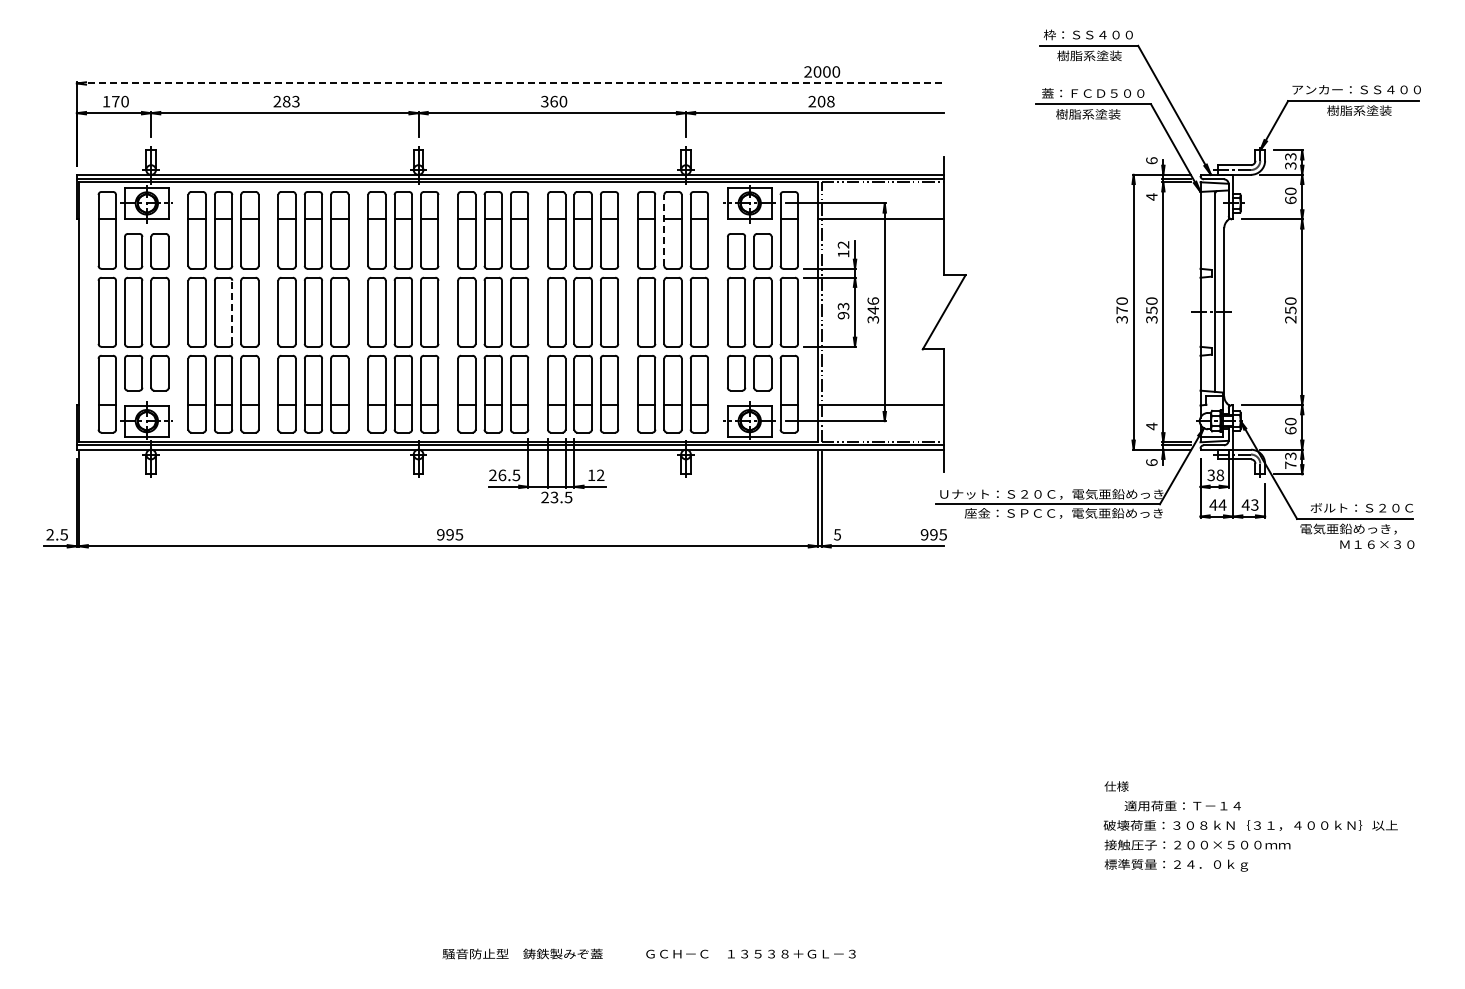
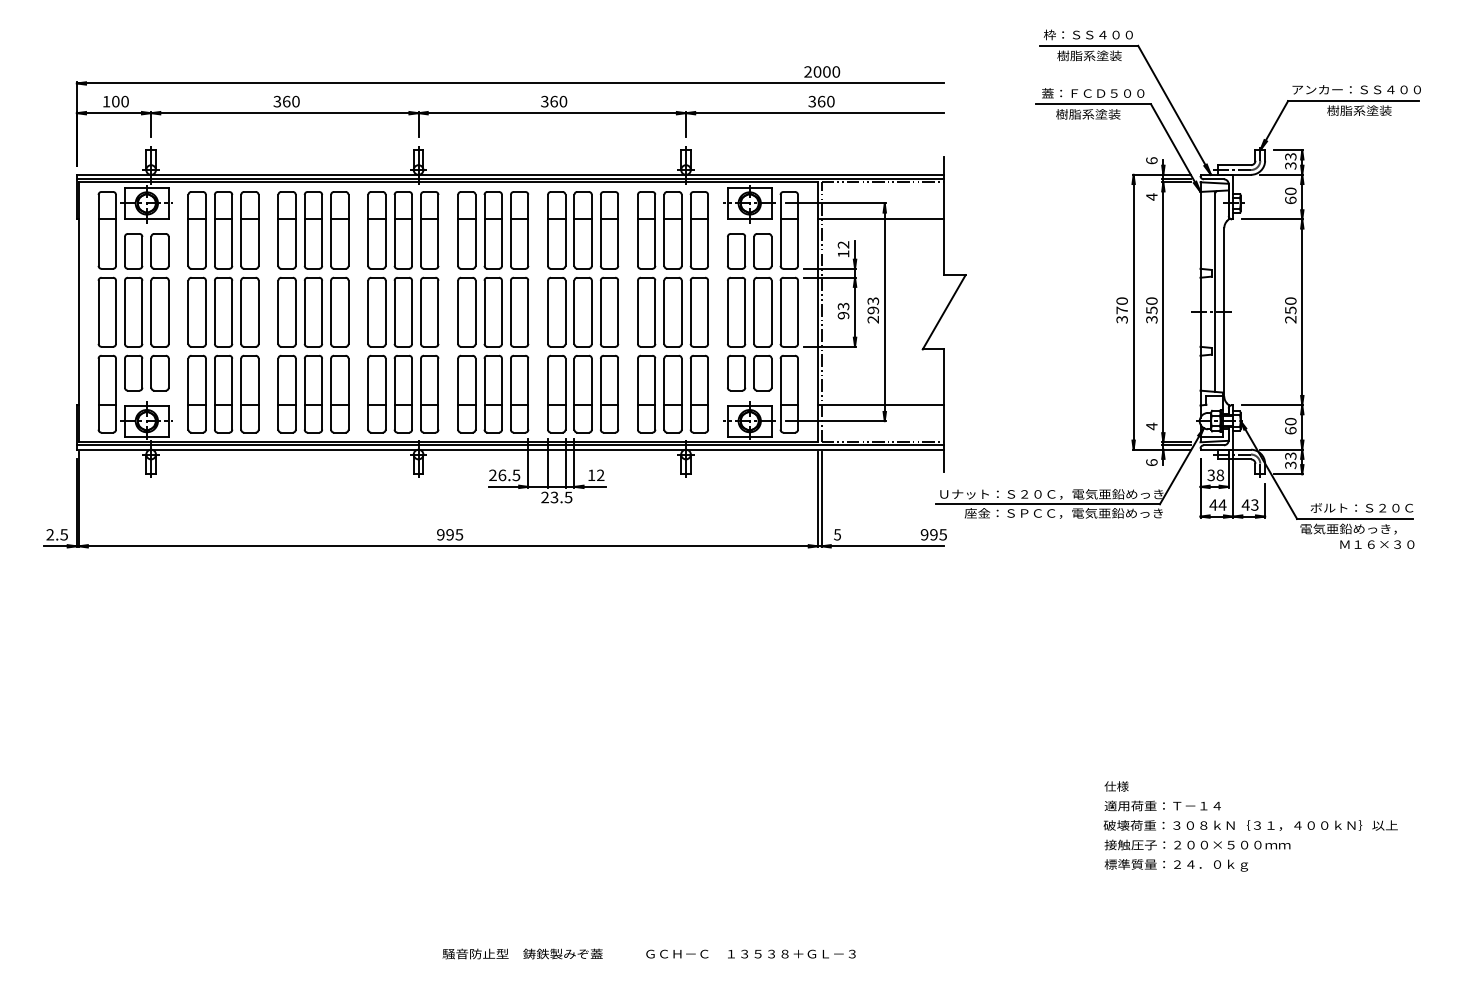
line: dashed -> solid (510, 83)
text: 170 -> 100 (115, 101)
text: 283 -> 360 (286, 101)
text: 208 -> 360 (821, 101)
line: dashed -> solid (664, 229)
text: 346 -> 293 (873, 310)
line: dashed -> solid (232, 312)
text: 73 -> 33 (1290, 465)
text position: (1182, 805) -> (1162, 805) (1162, 805)
